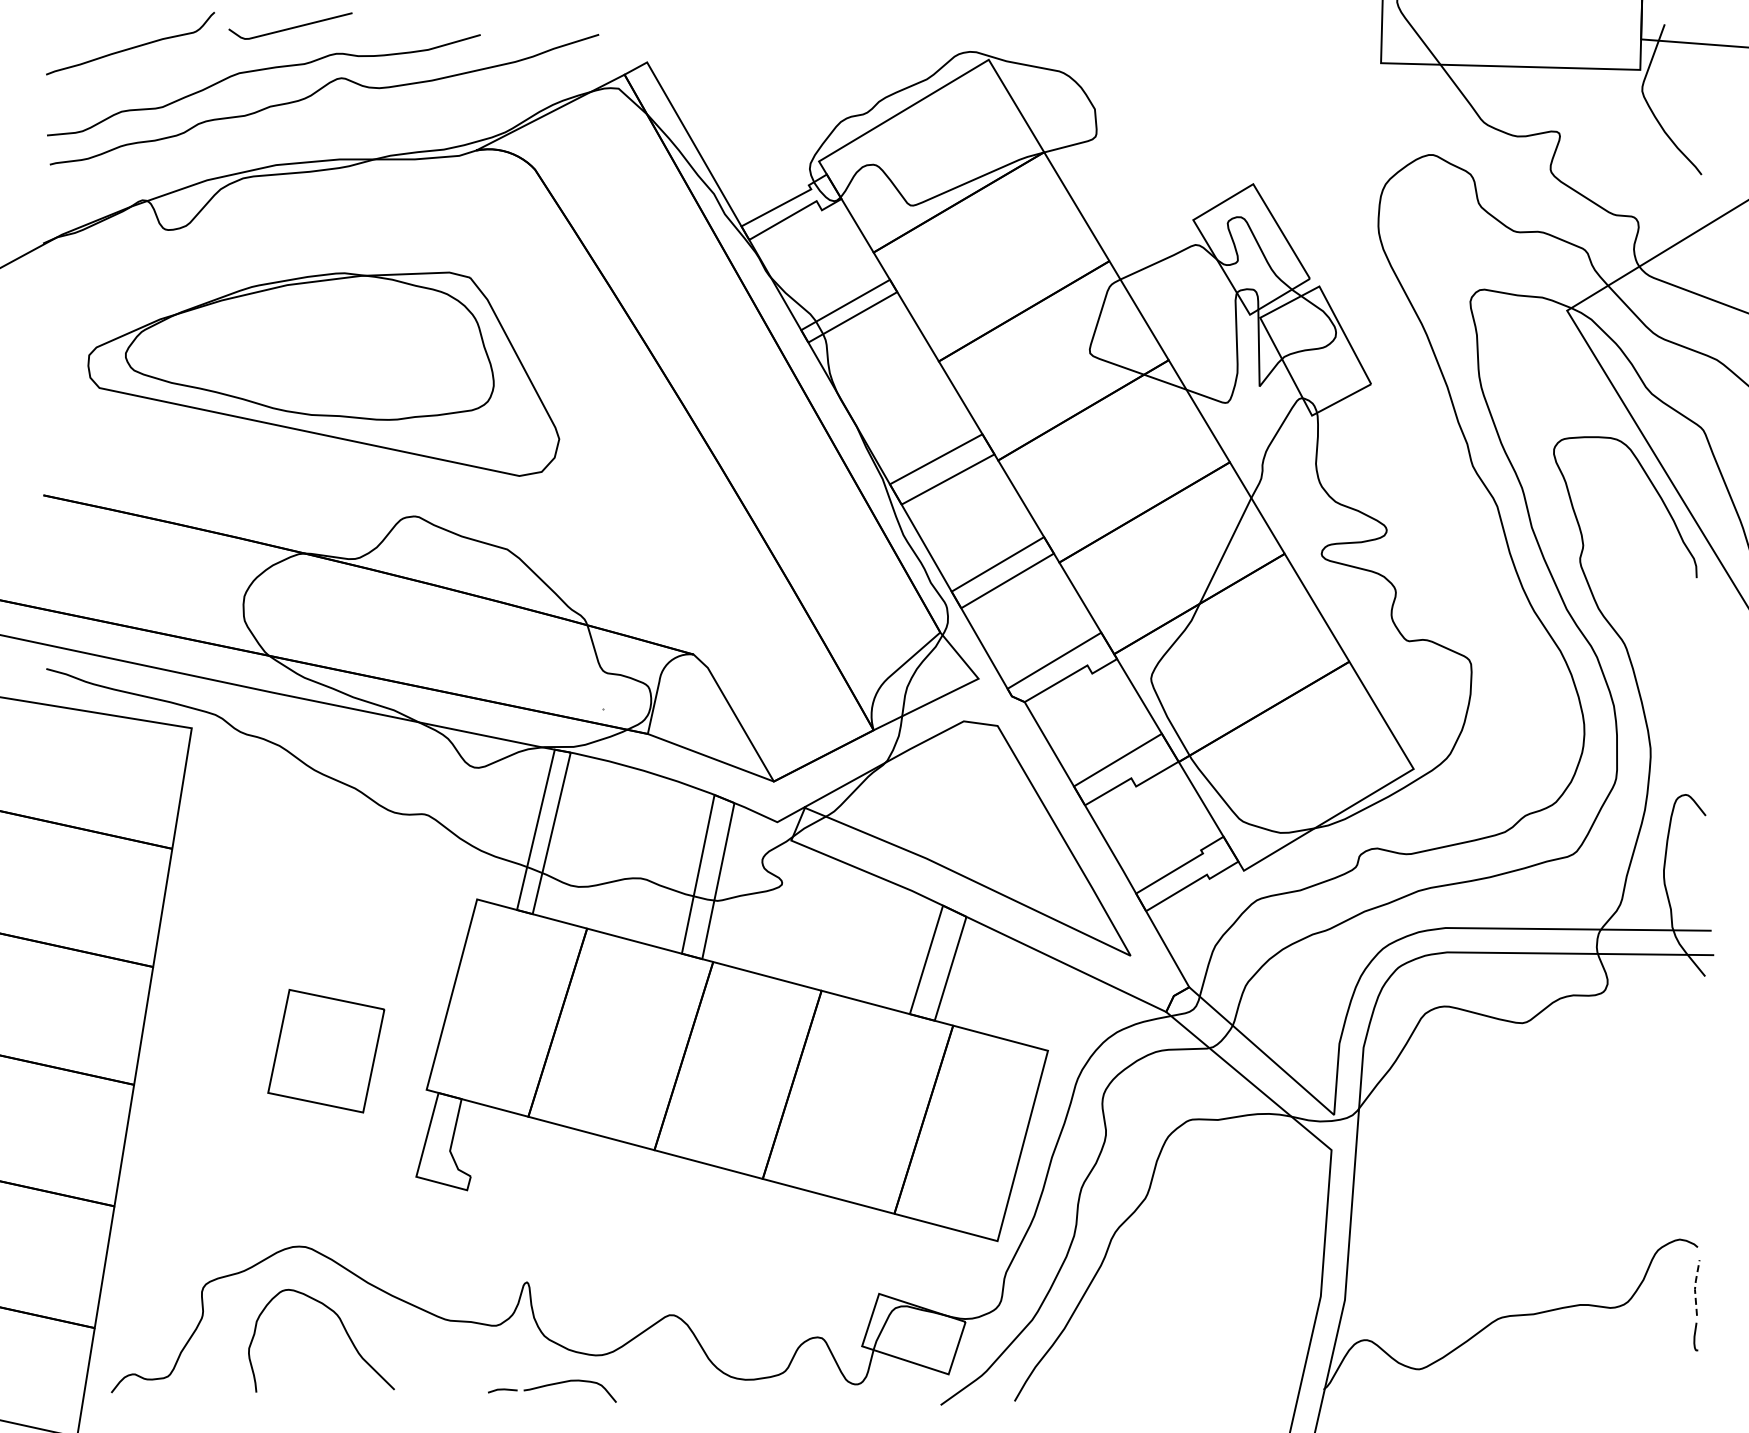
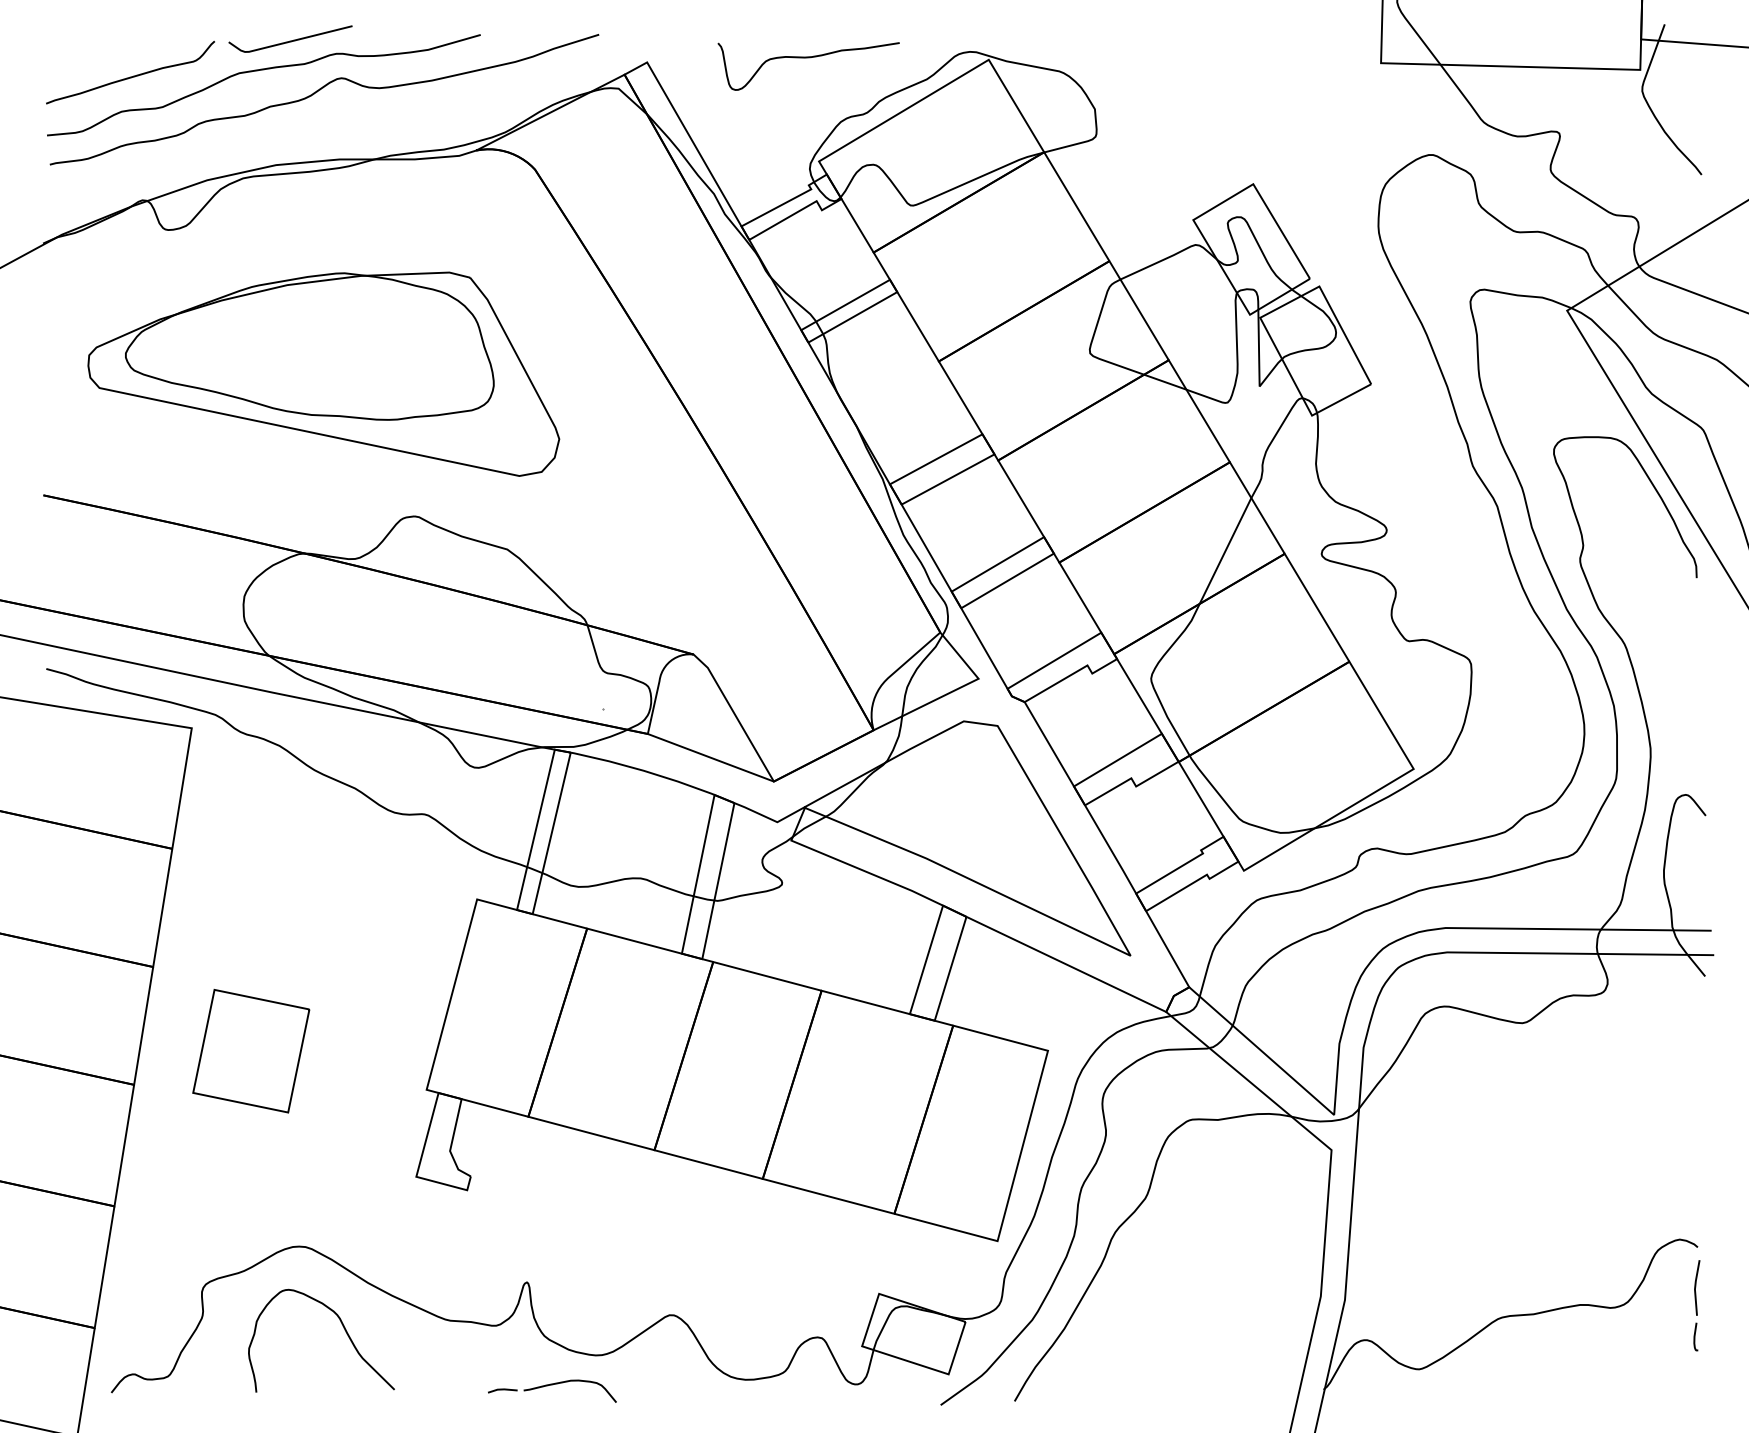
line position: (290, 27) -> (290, 40) (290, 40)
curve position: (130, 47) -> (130, 76) (130, 76)
curve: none -> present (808, 58)
part position: (326, 1051) -> (251, 1051) (251, 1051)
line: dashed -> solid (1695, 1287)
